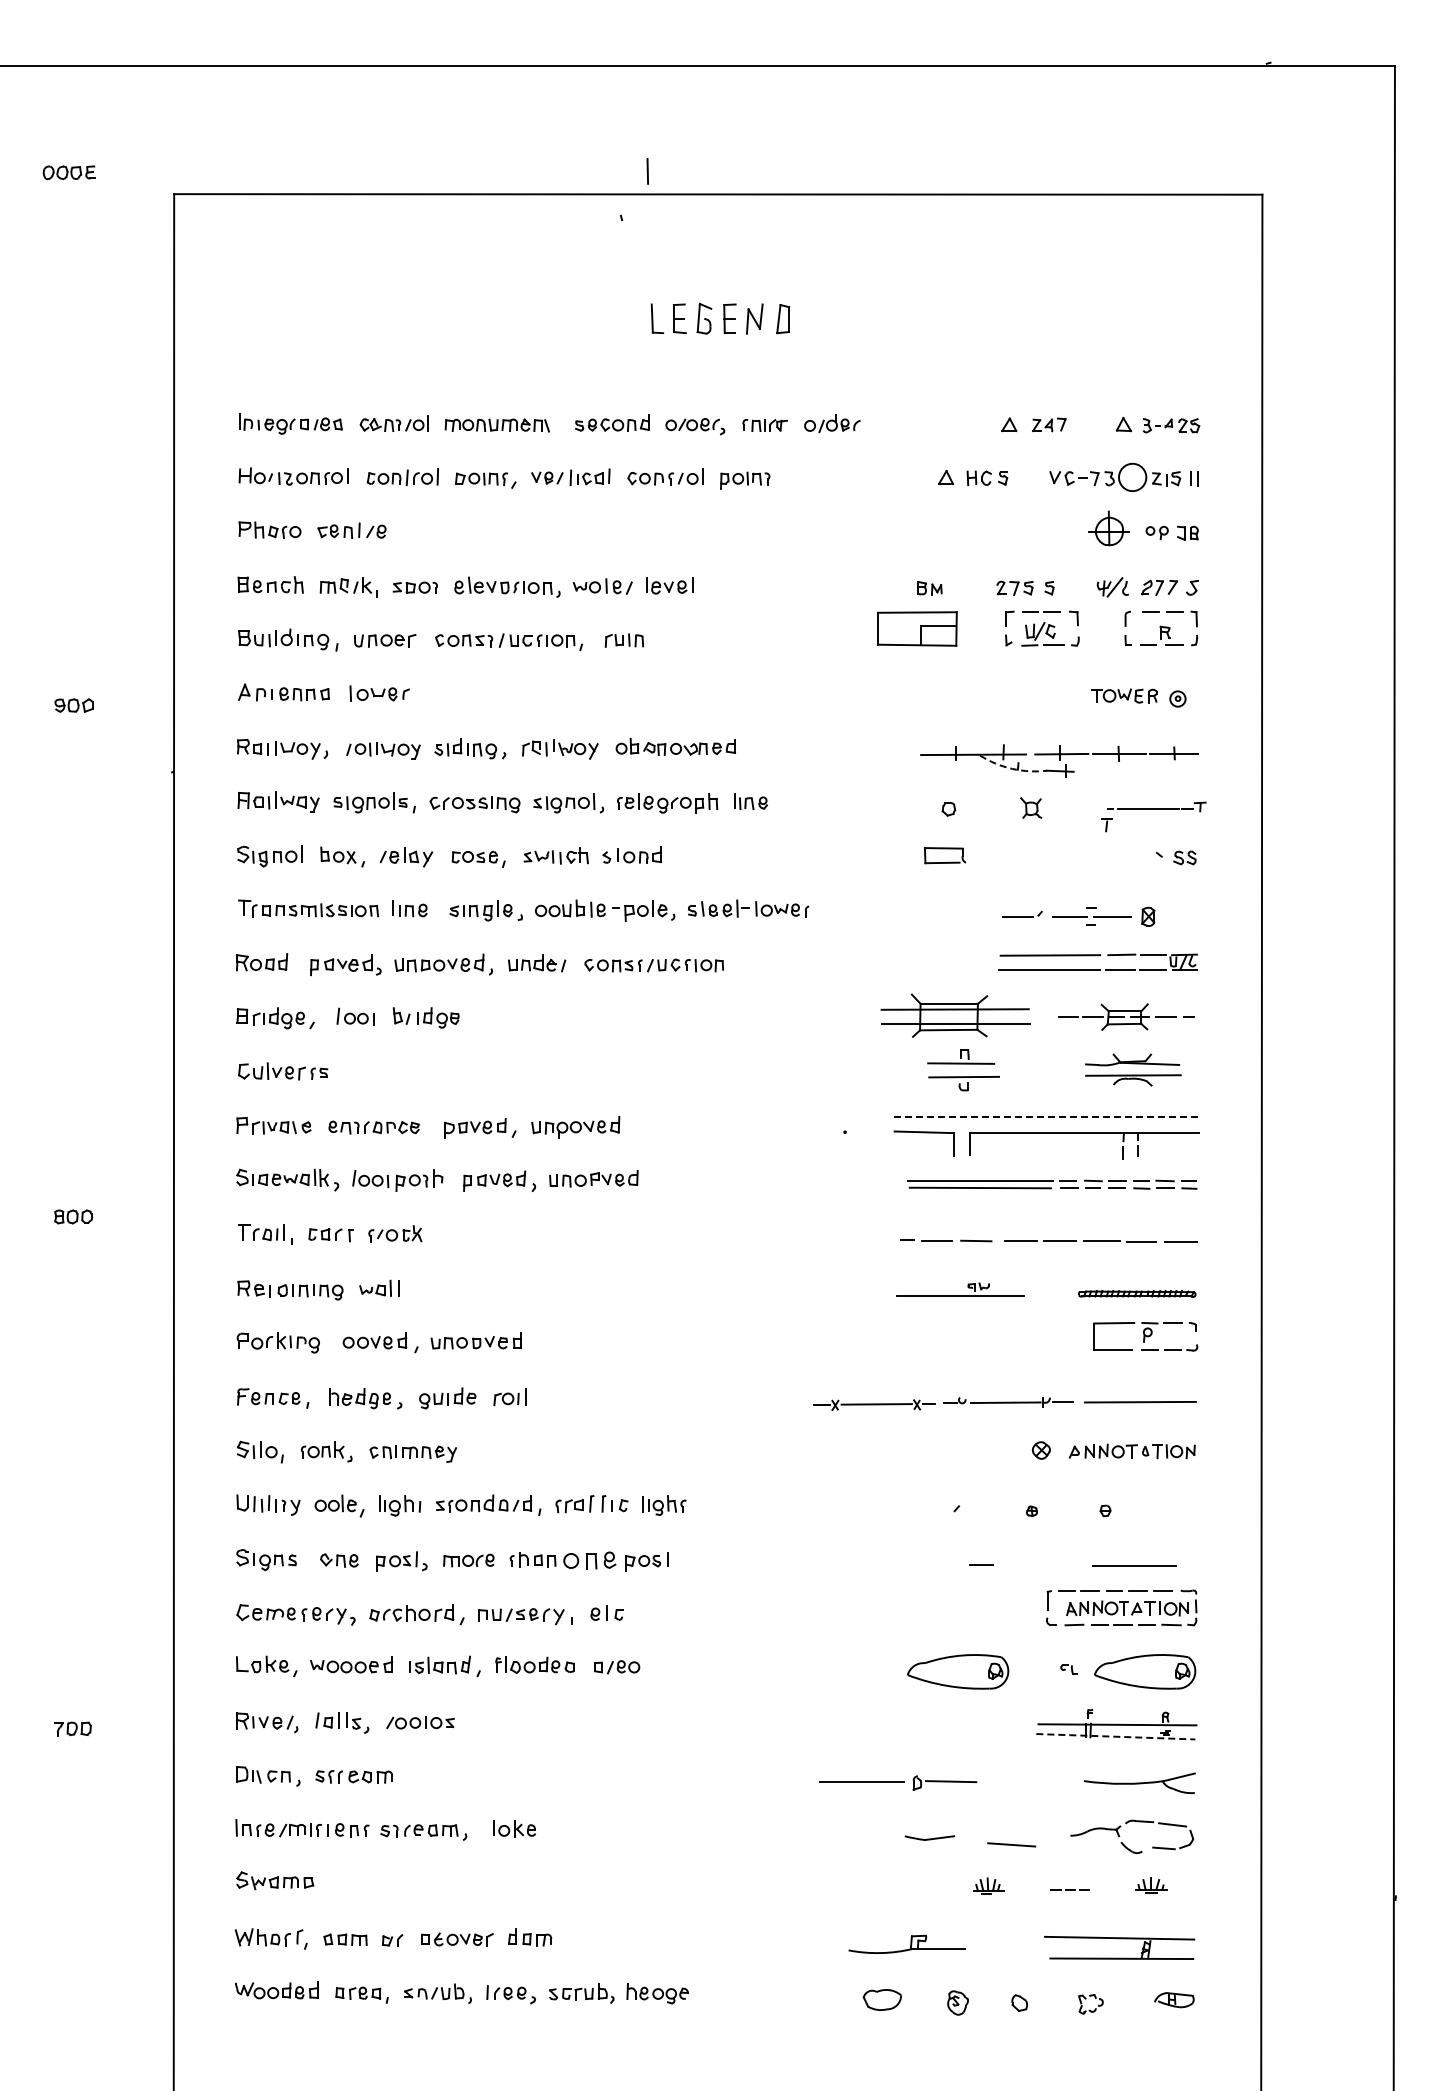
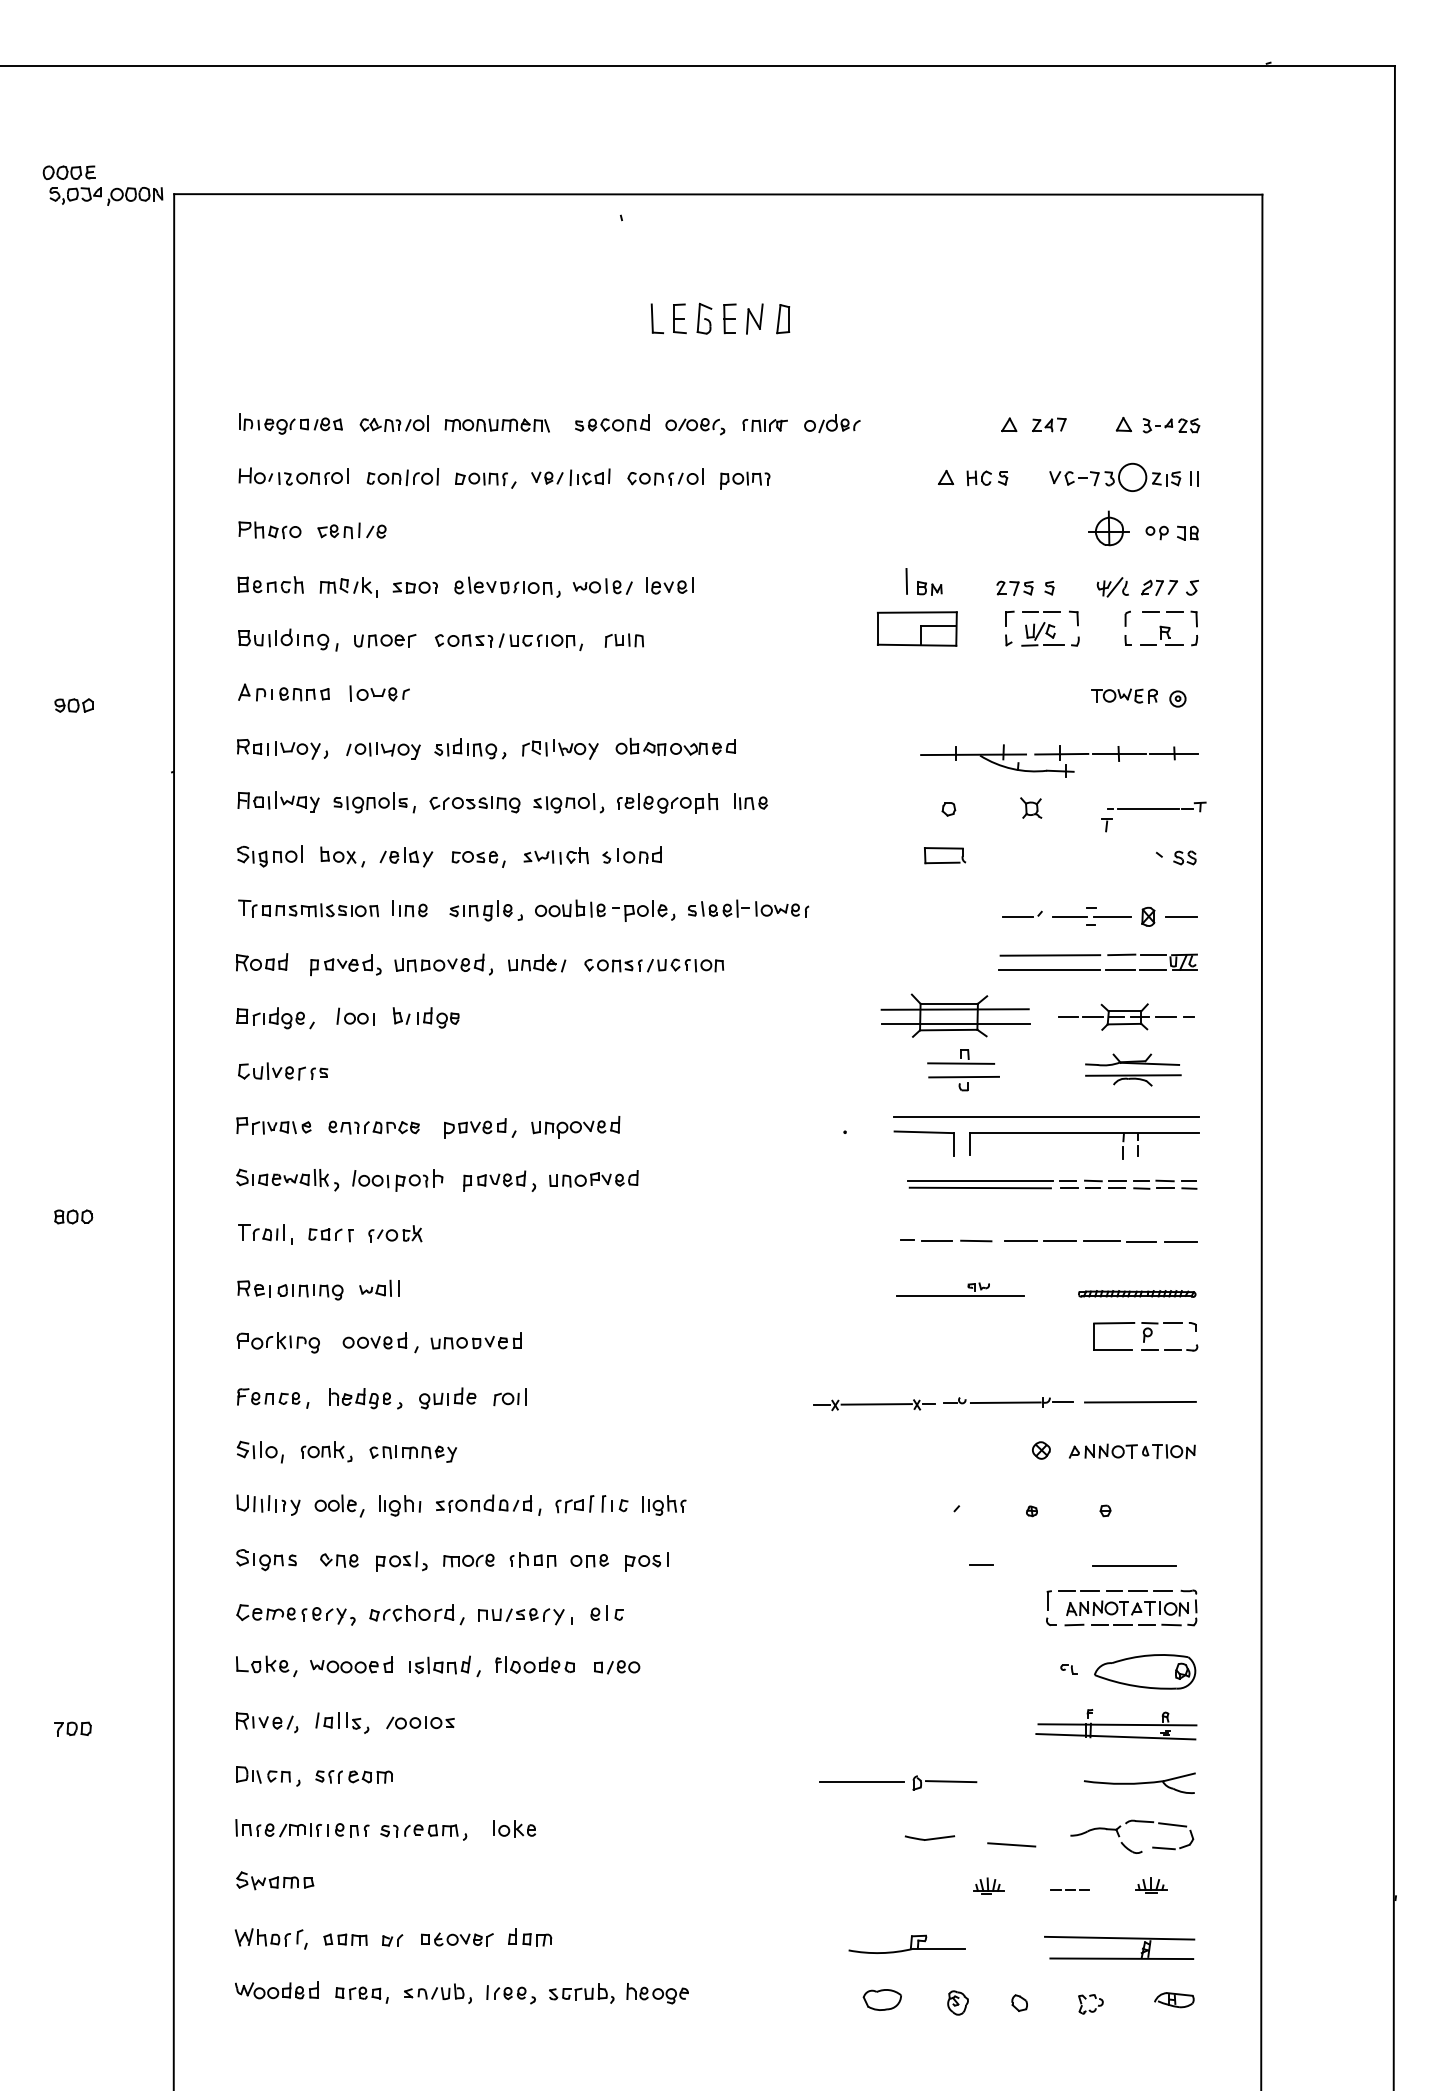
line position: (647, 171) -> (906, 581) (906, 581)
part: none -> present (106, 196)
arc: dashed -> solid (1012, 768)
line: none -> present (1180, 916)
line: dashed -> solid (1046, 1117)
part size: 54x19 px -> 39x14 px (589, 1560)
part: present -> none (958, 1671)
line: dashed -> solid (1115, 1736)
